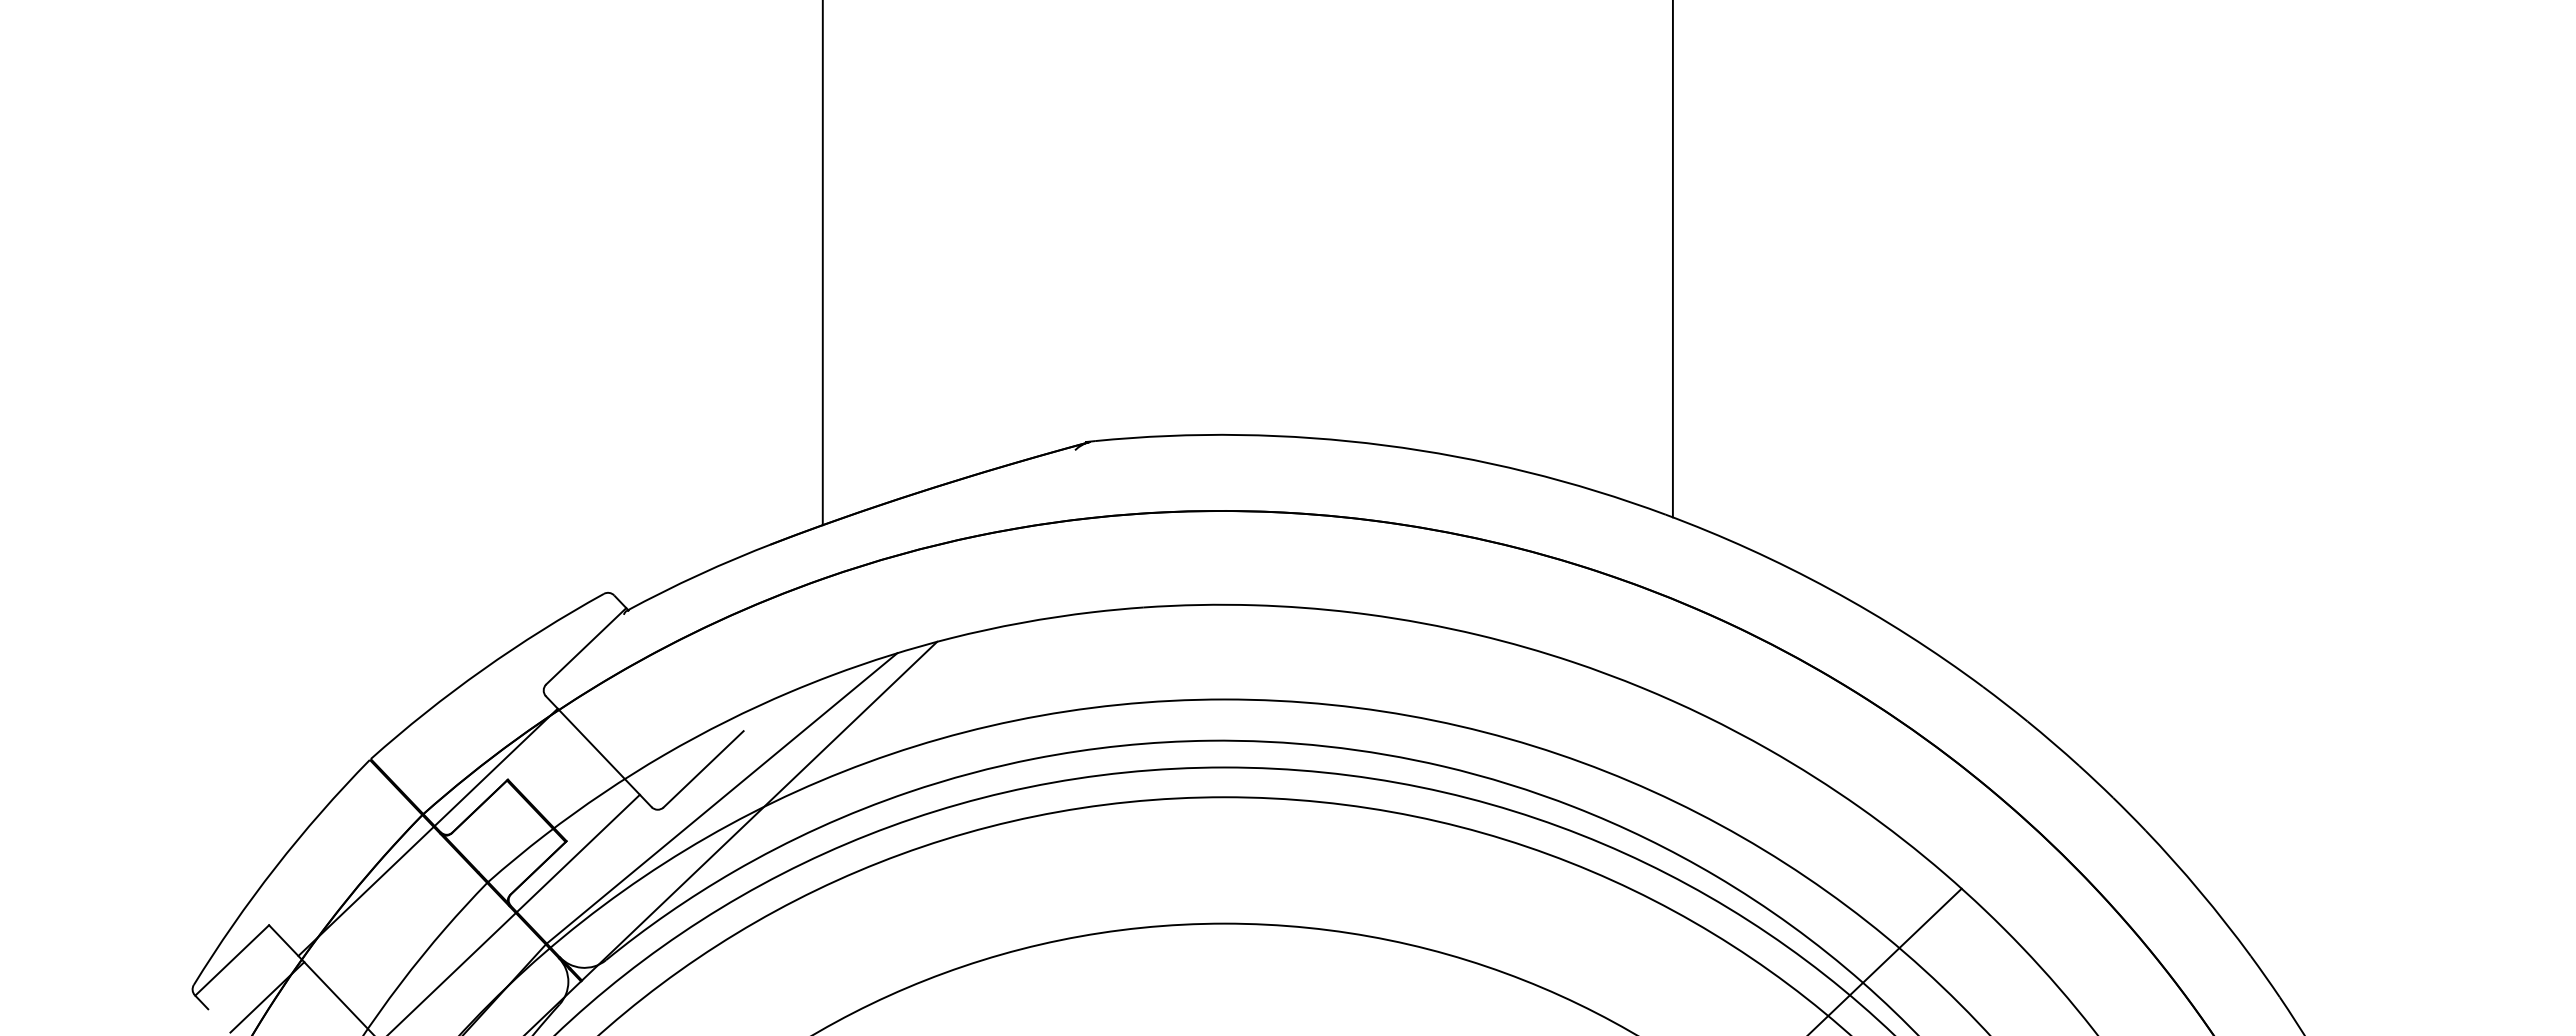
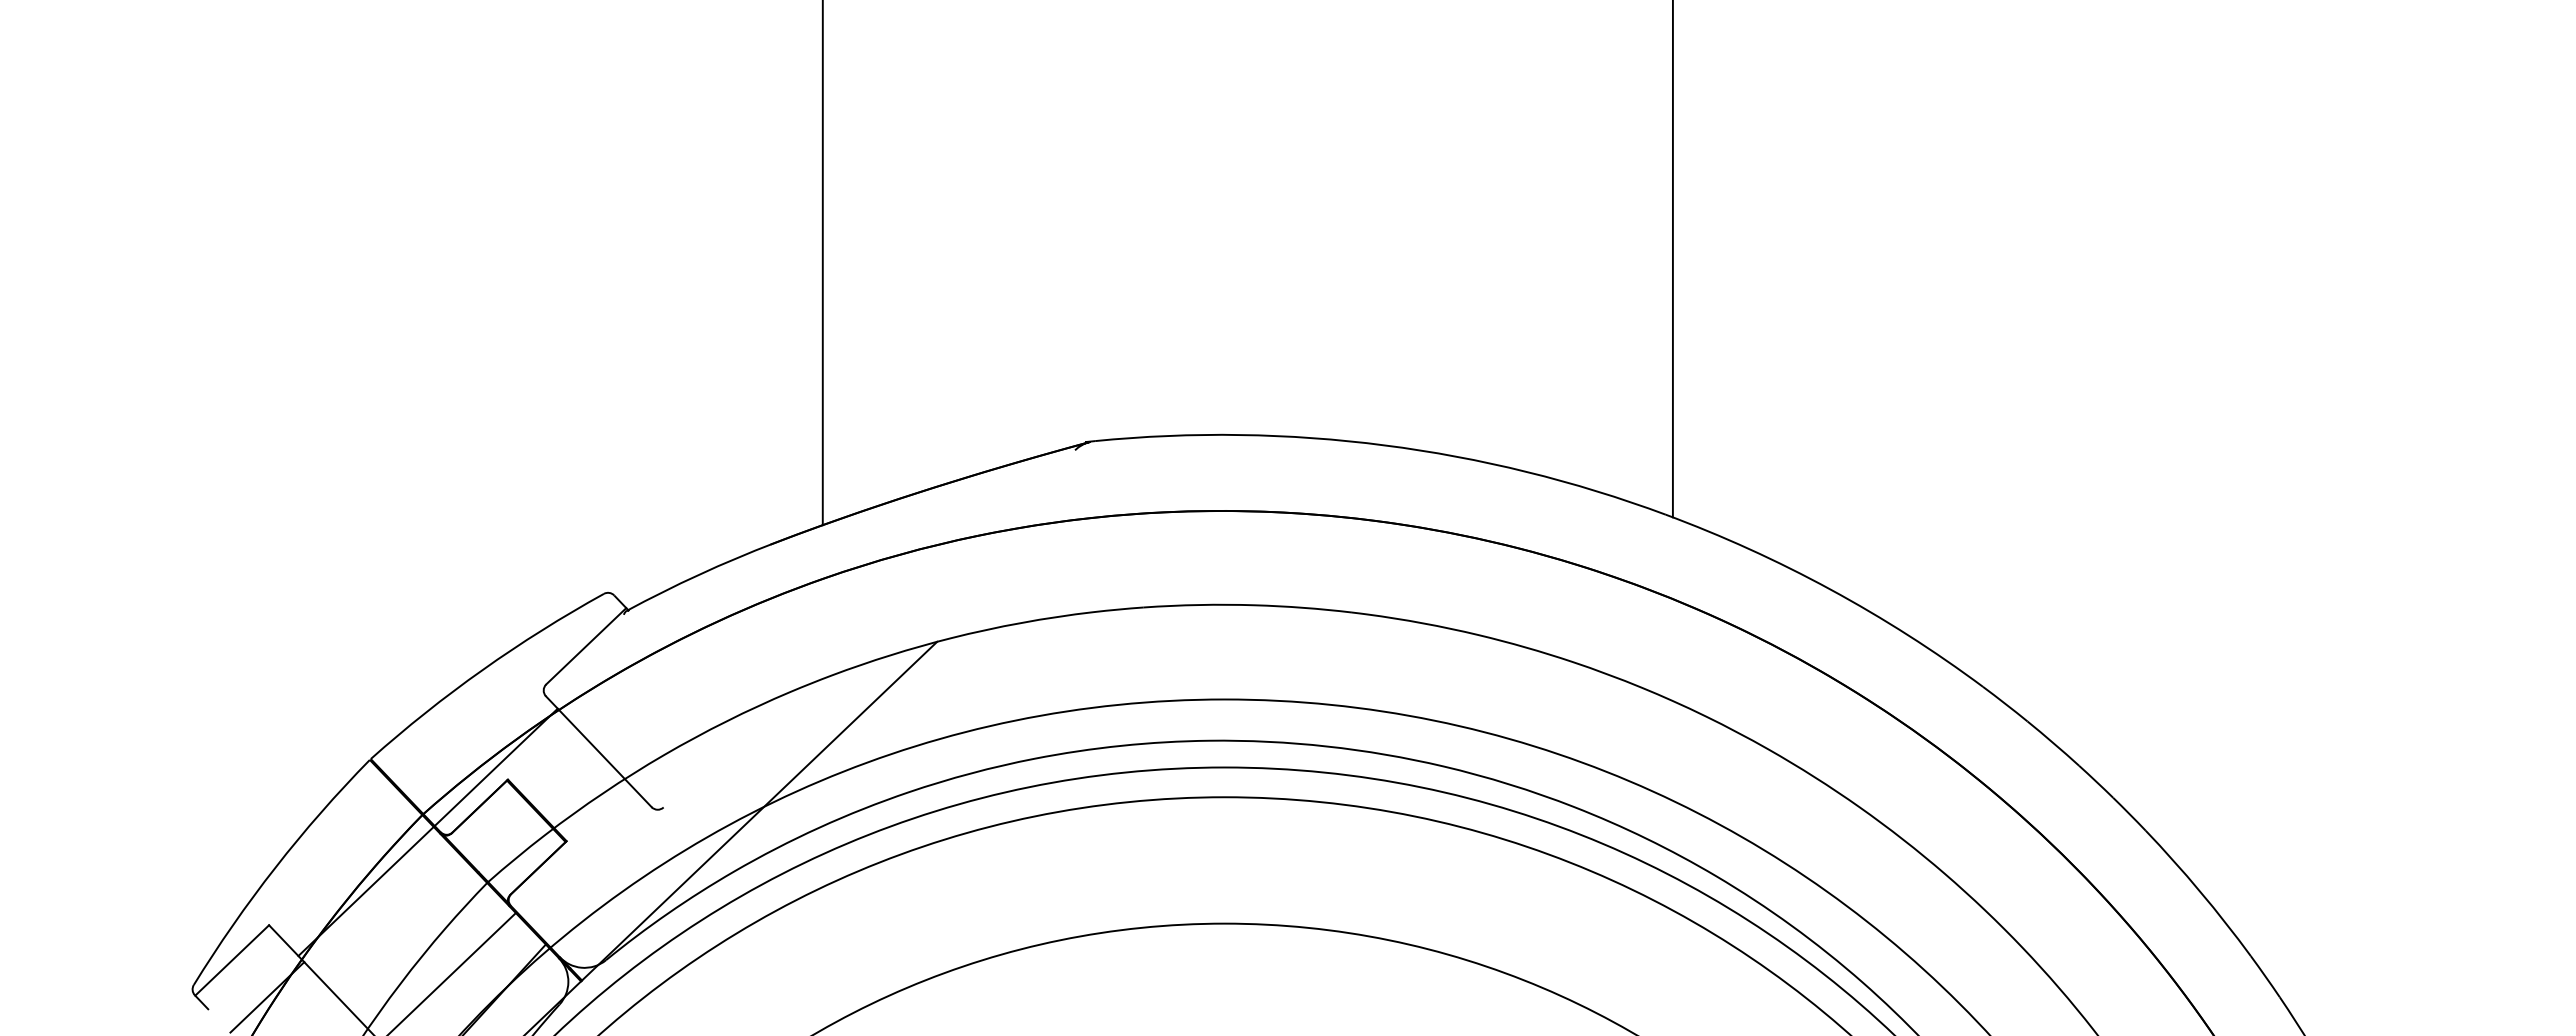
line: present -> none (703, 769)
line: present -> none (721, 798)
line: present -> none (577, 853)
line: present -> none (1885, 960)
